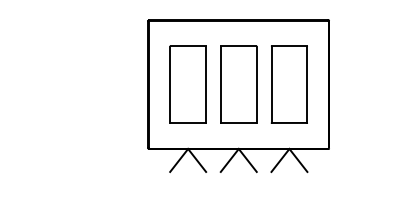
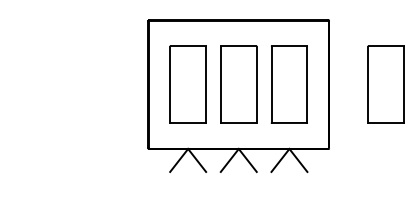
part: none -> present (385, 84)
